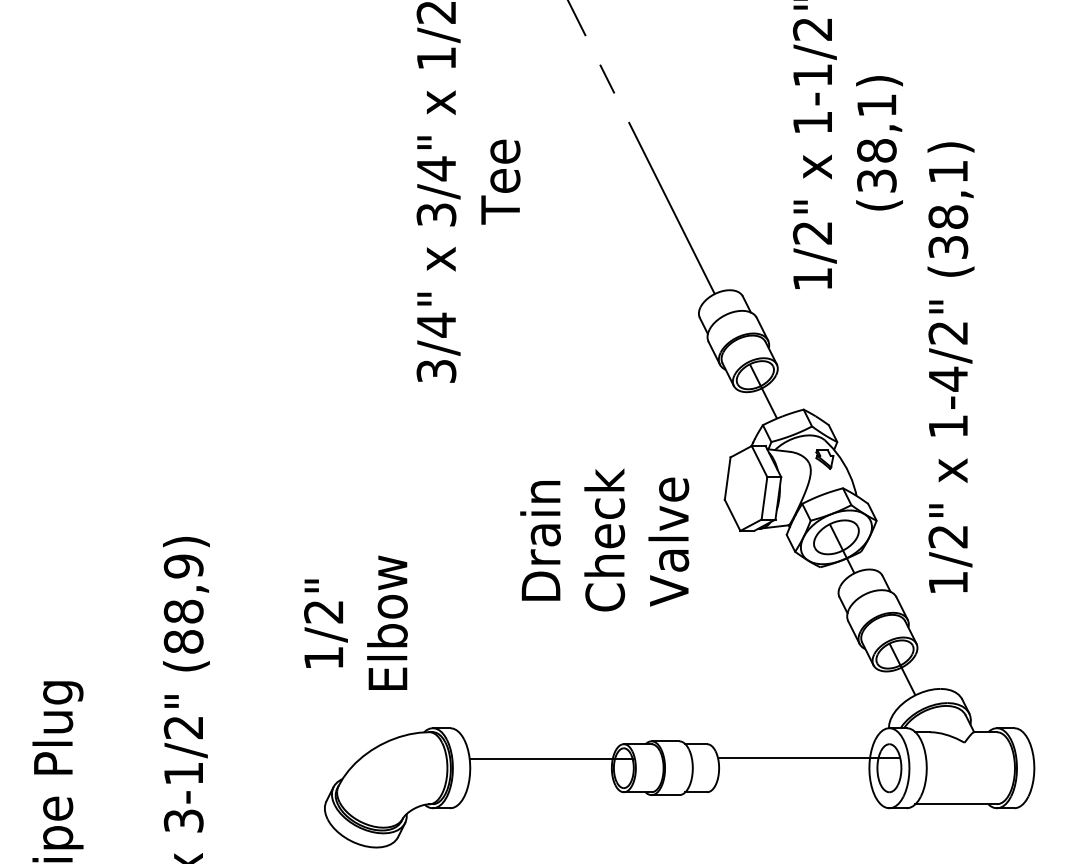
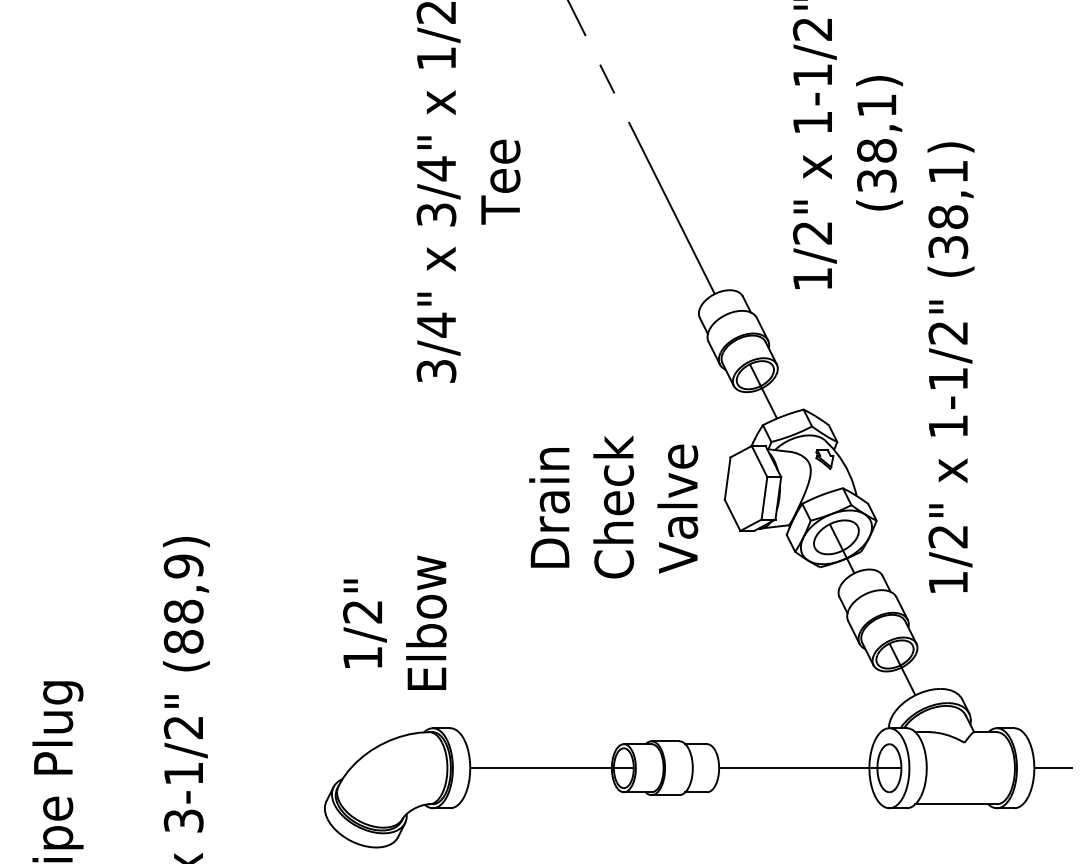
text: 1-4/2" -> 1-1/2" (948, 378)
text position: (604, 539) -> (613, 506) (613, 506)
text position: (355, 622) -> (394, 622) (394, 622)
line position: (810, 758) -> (810, 768) (810, 768)
line position: (551, 759) -> (551, 768) (551, 768)
line: none -> present (1053, 768)
